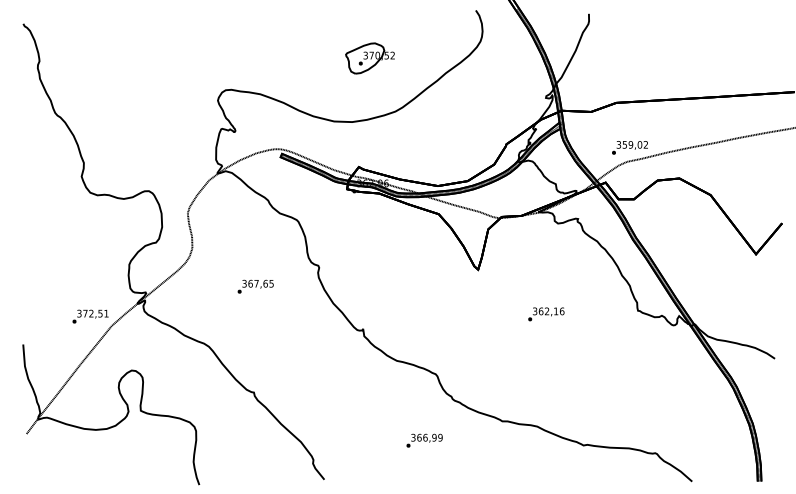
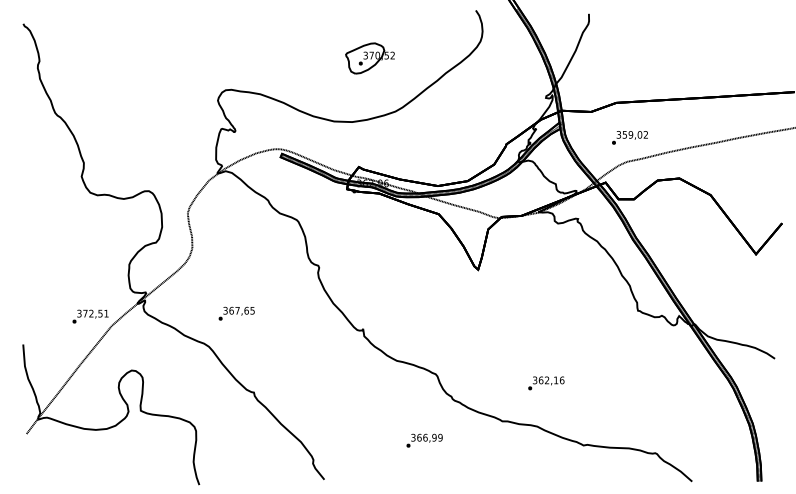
text position: (629, 147) -> (629, 137) (629, 137)
text position: (255, 286) -> (236, 313) (236, 313)
text position: (546, 314) -> (546, 383) (546, 383)
